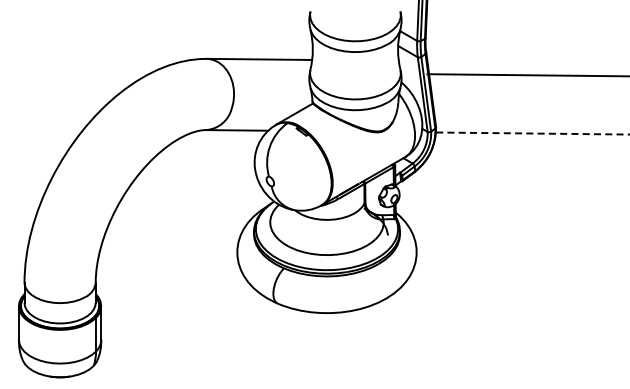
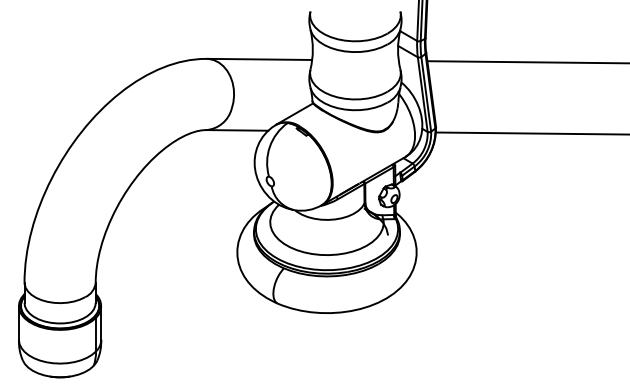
line position: (526, 75) -> (526, 62) (526, 62)
line: dashed -> solid (533, 133)
